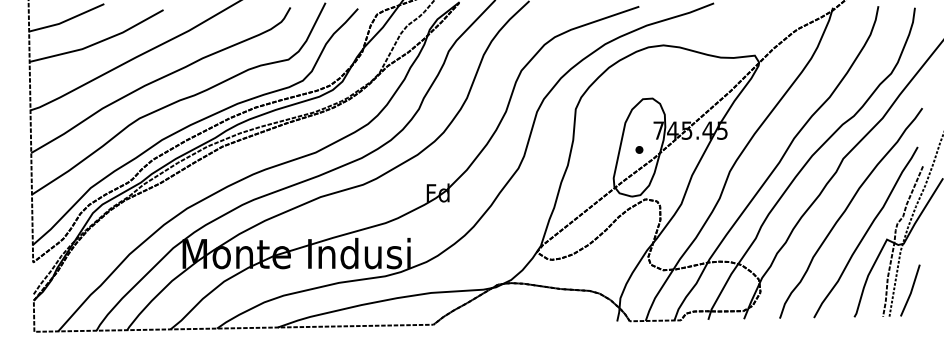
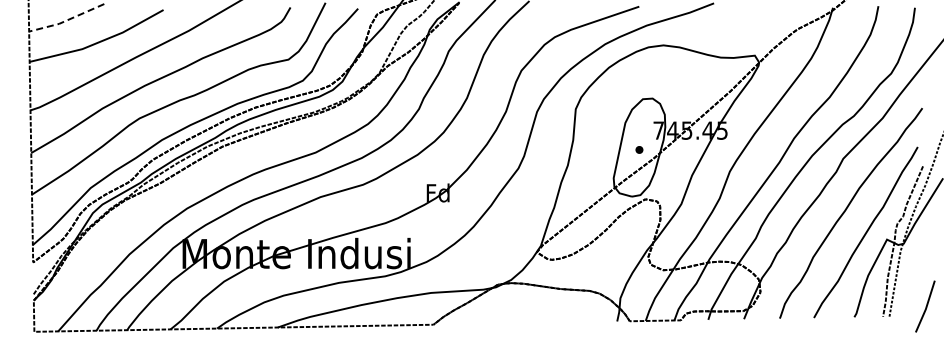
line: solid -> dashed (67, 20)
line position: (910, 290) -> (925, 306) (925, 306)
